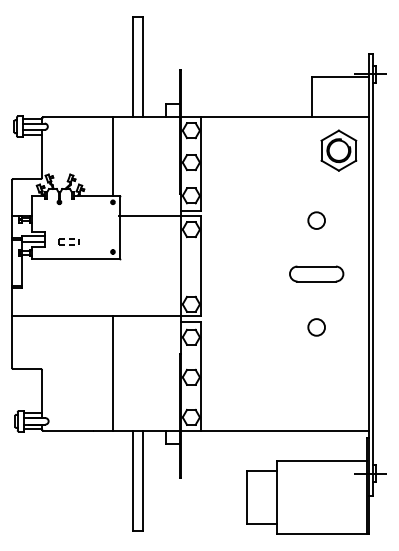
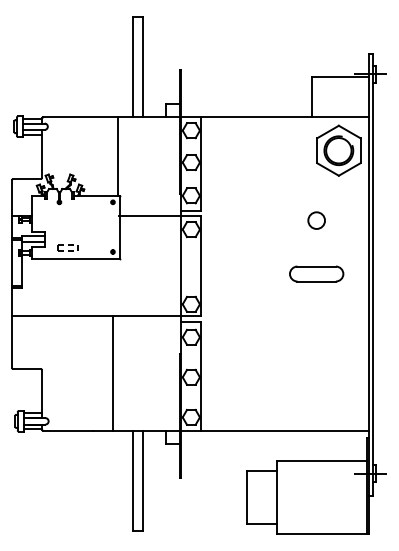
part size: 38x43 px -> 46x53 px (338, 150)
line position: (112, 156) -> (117, 156) (117, 156)
part position: (68, 241) -> (67, 247) (67, 247)
circle: present -> none (316, 327)
